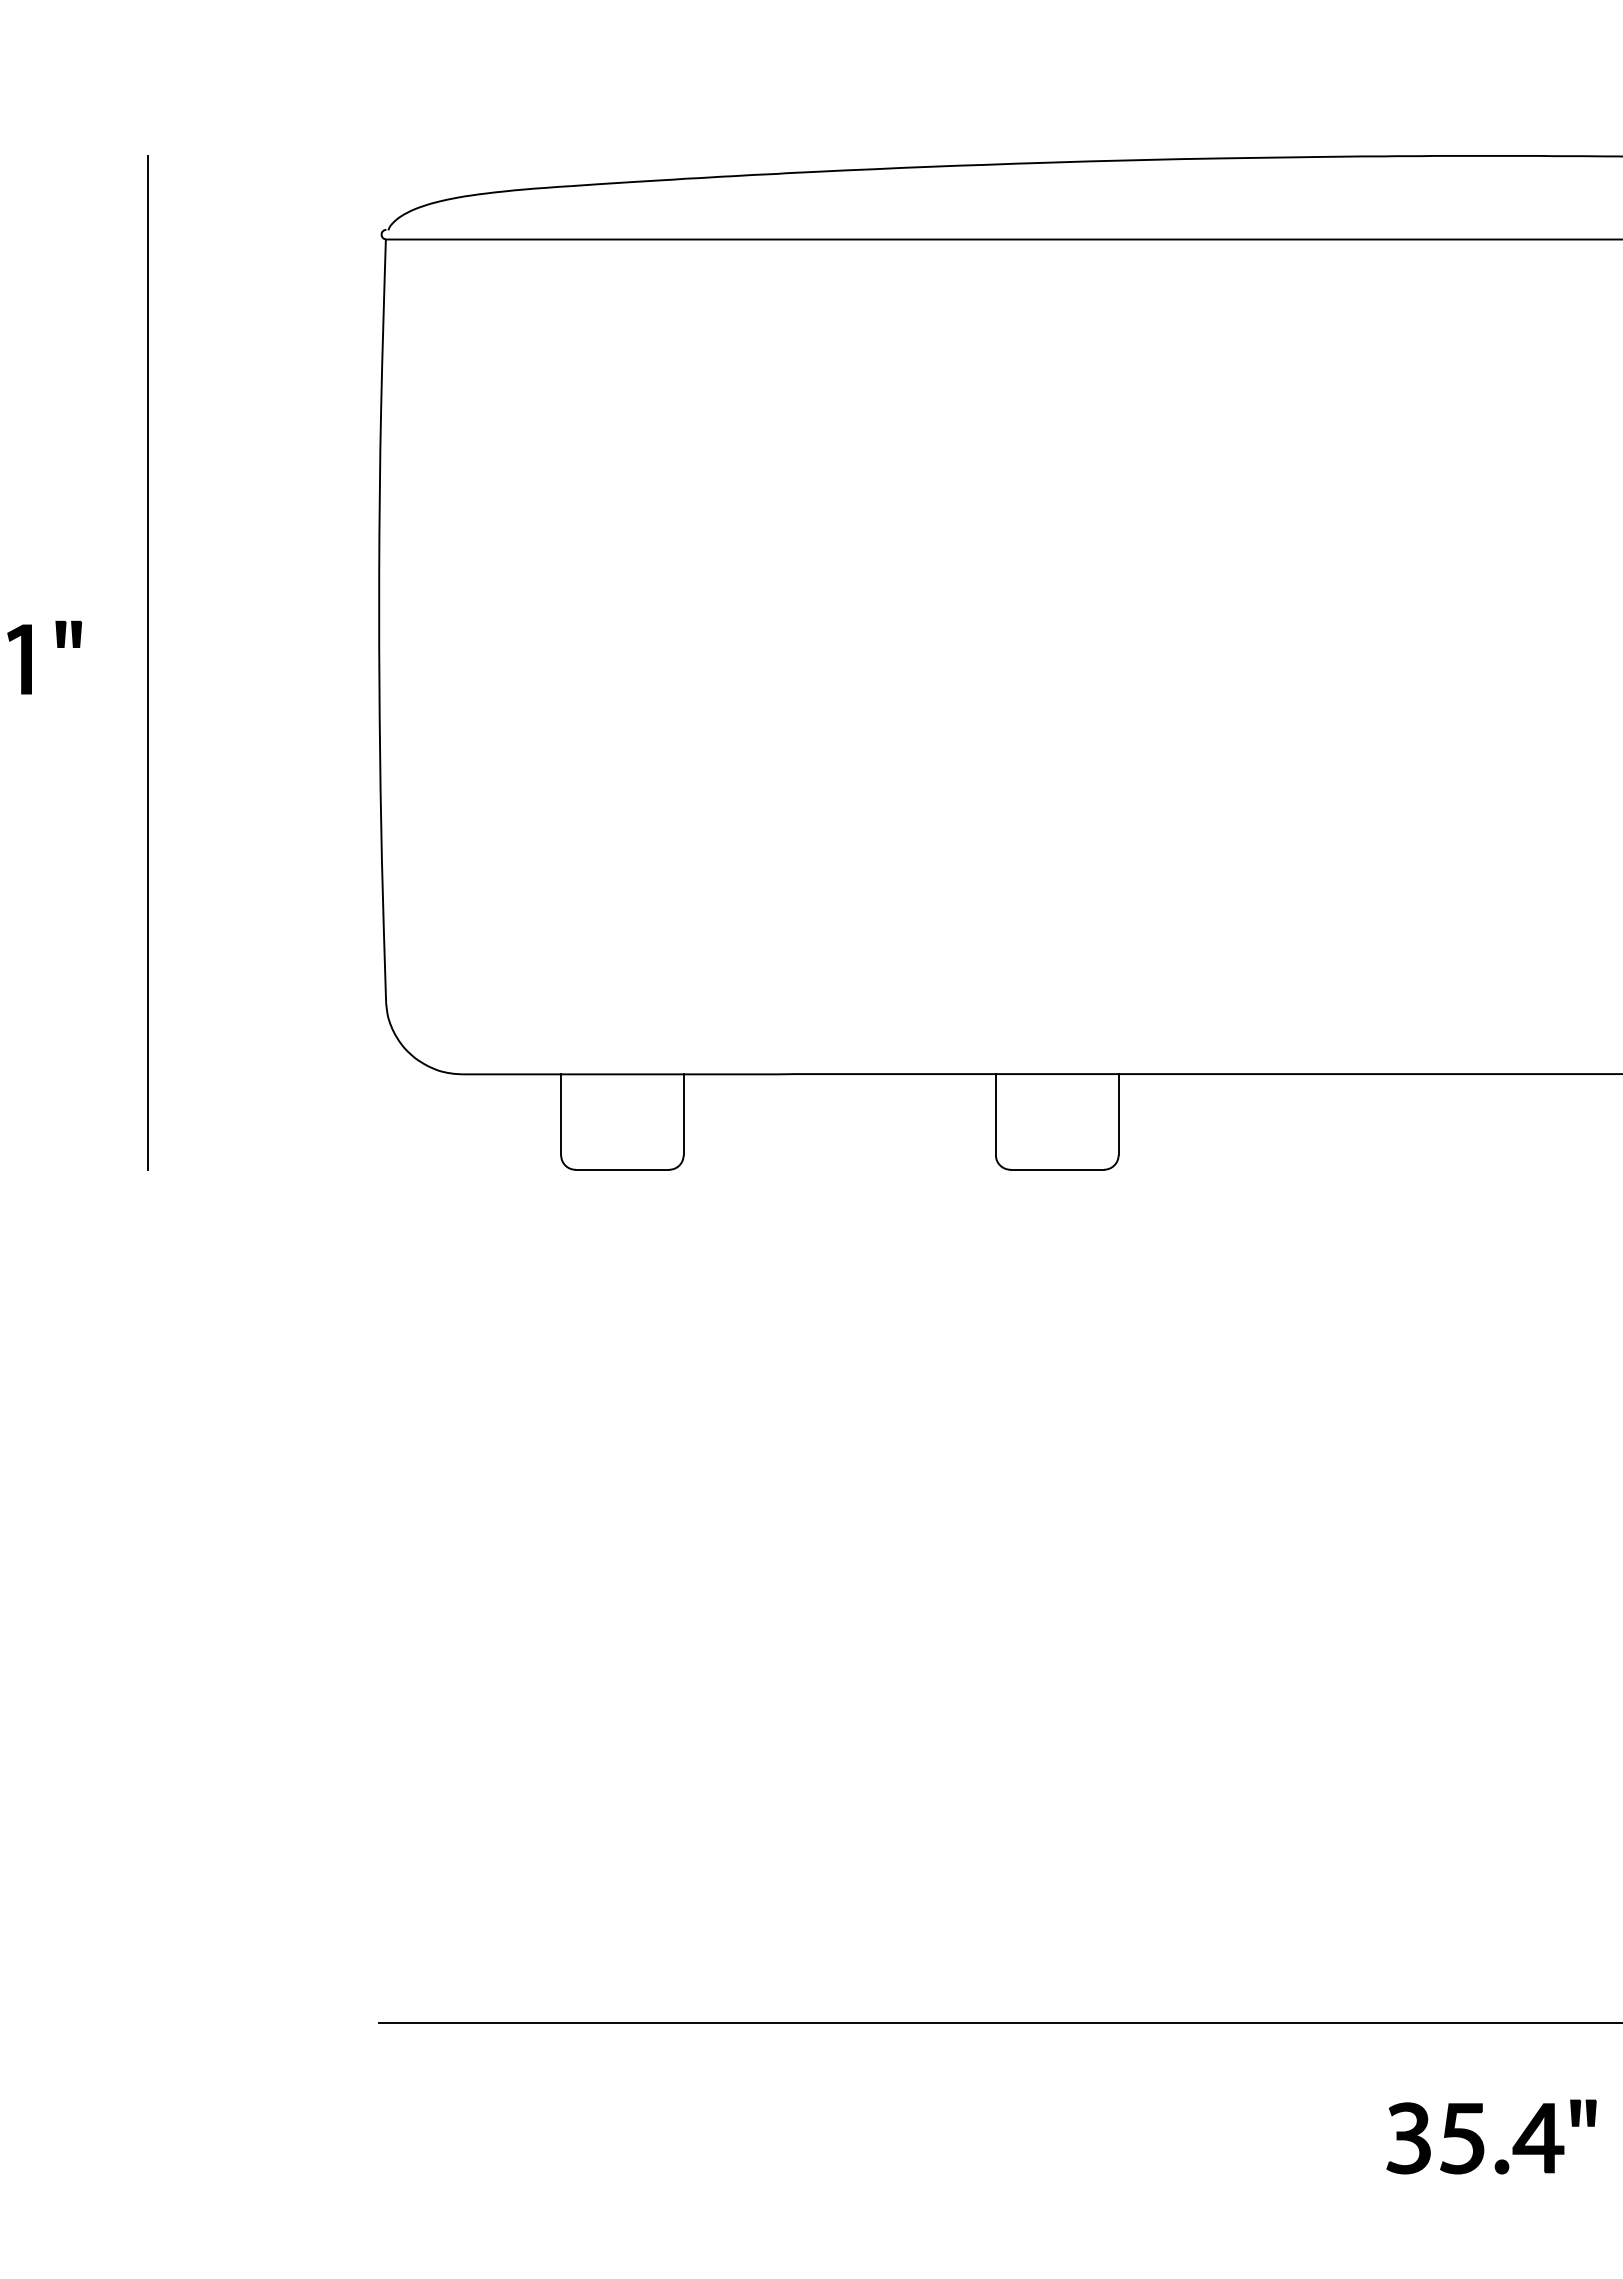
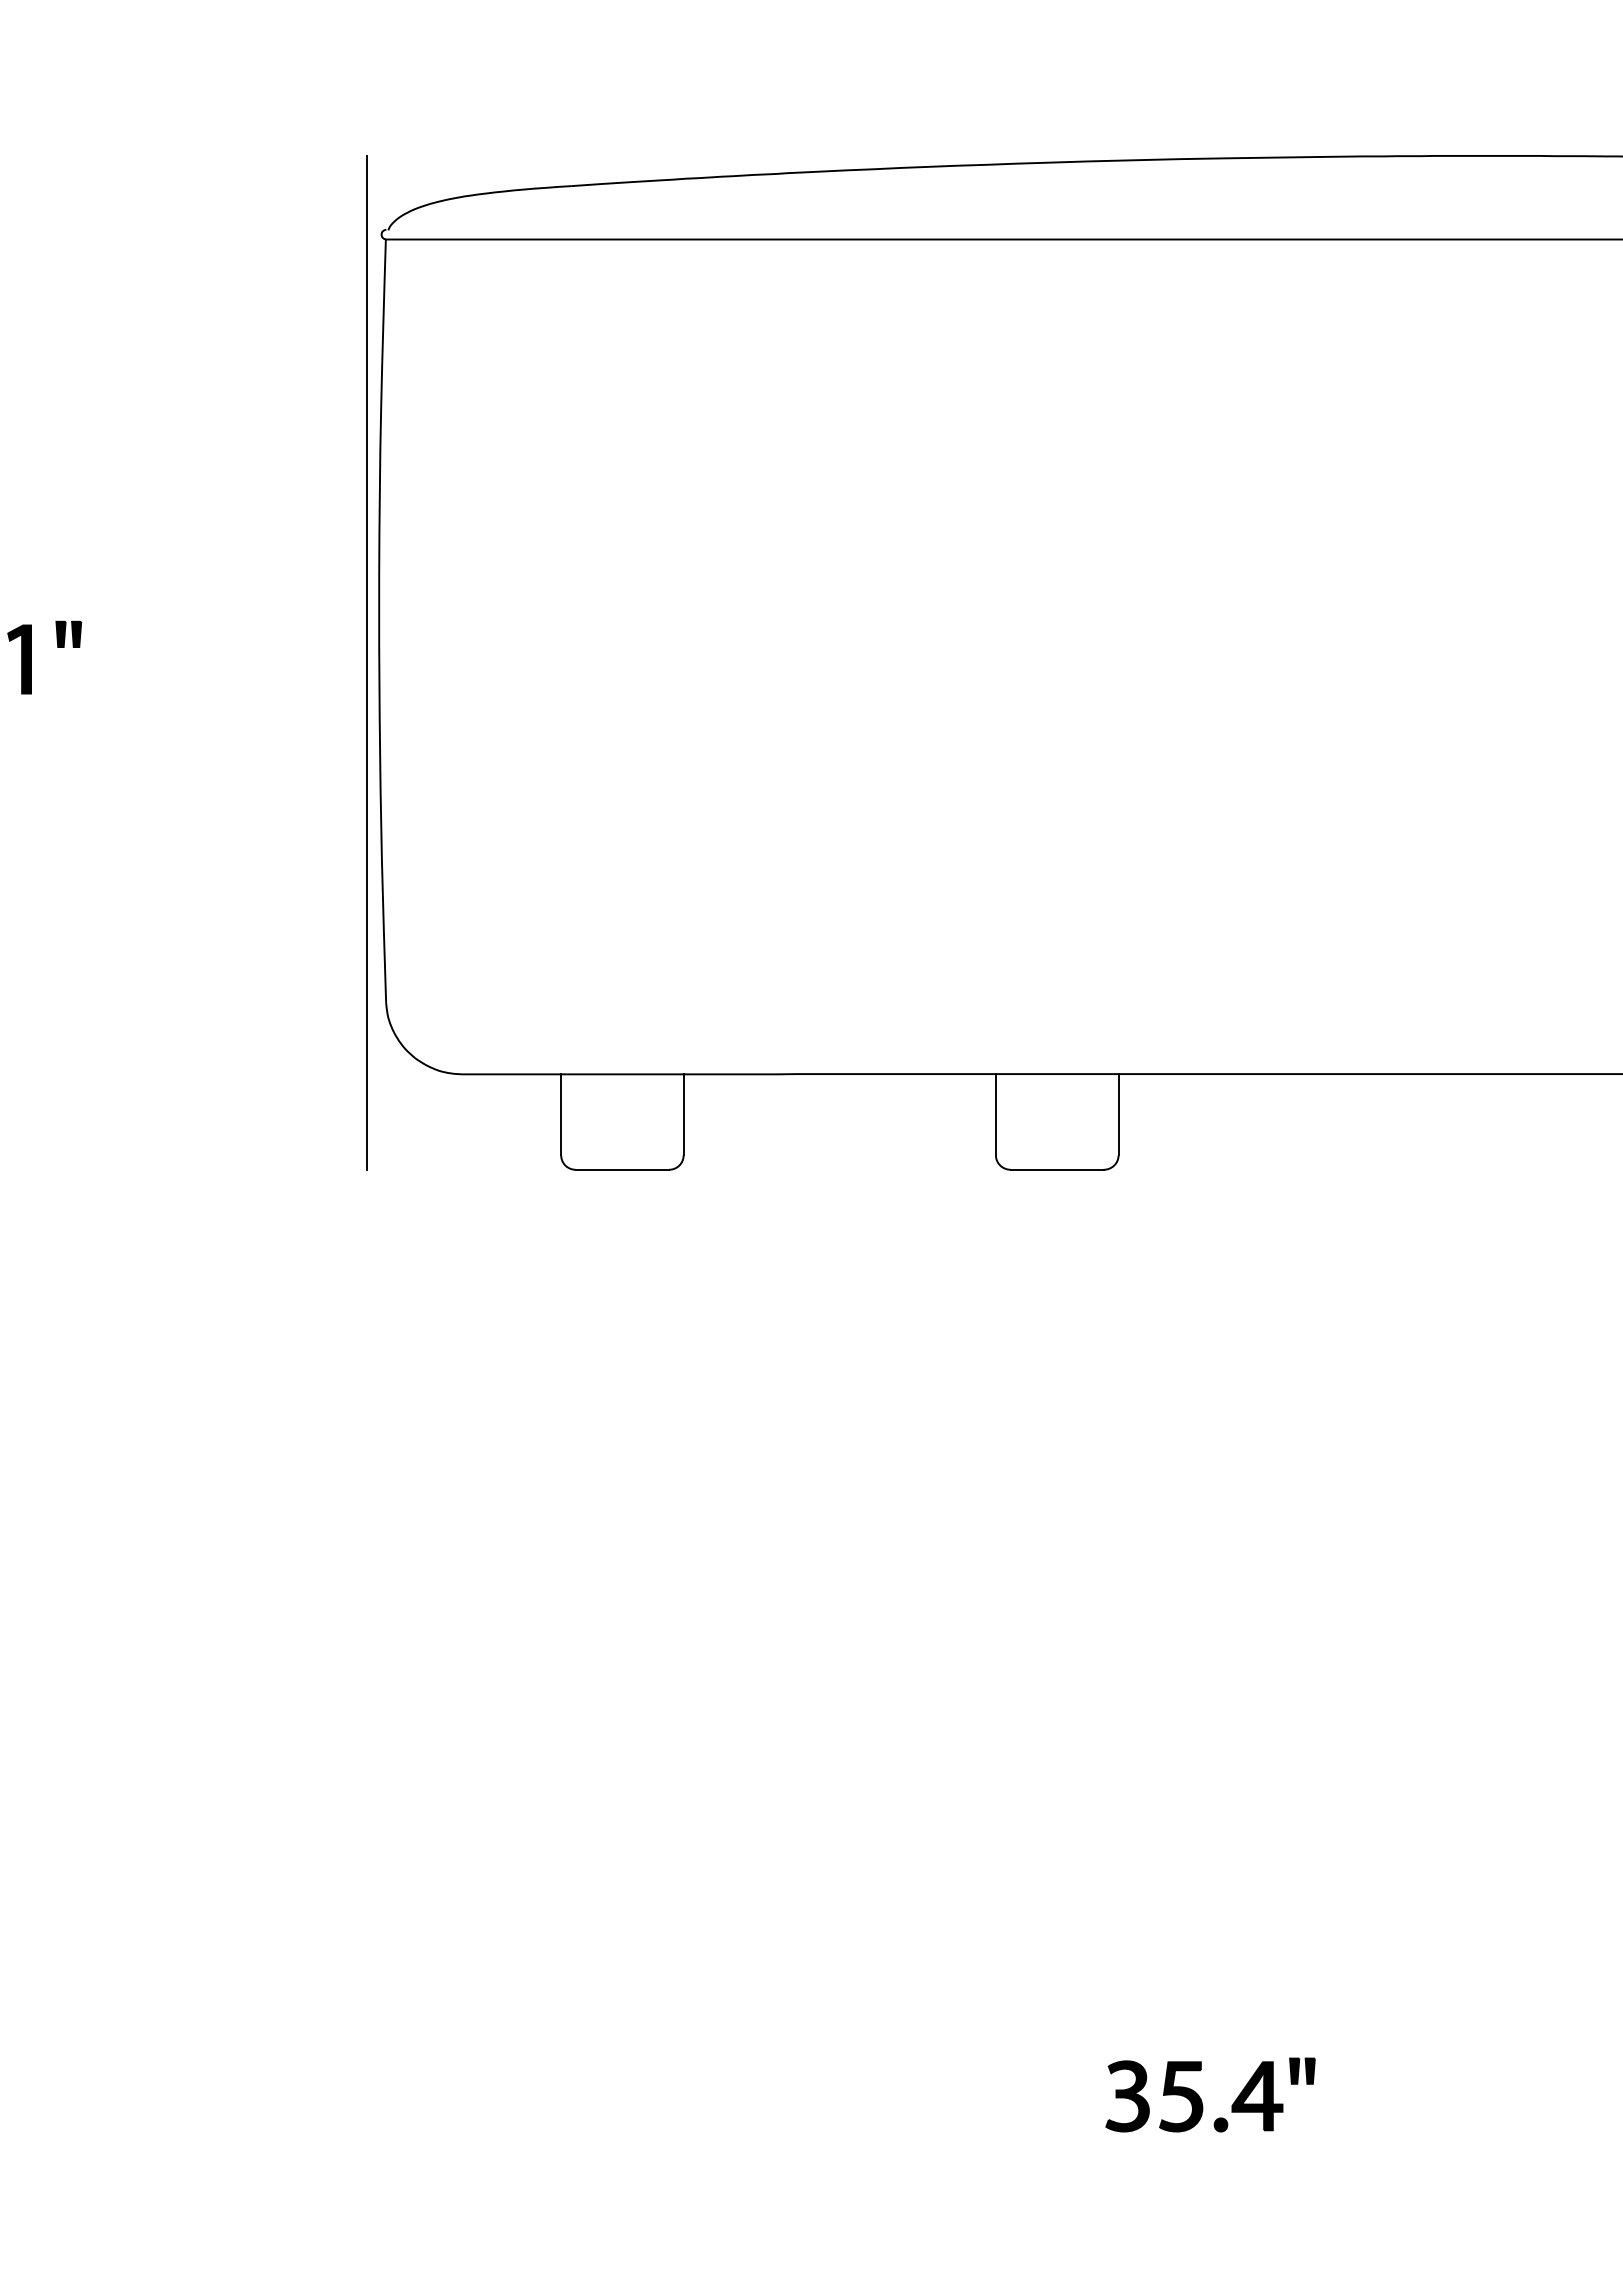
line position: (147, 662) -> (366, 662) (366, 662)
line: present -> none (999, 2022)
part position: (1482, 2140) -> (1201, 2098) (1201, 2098)
